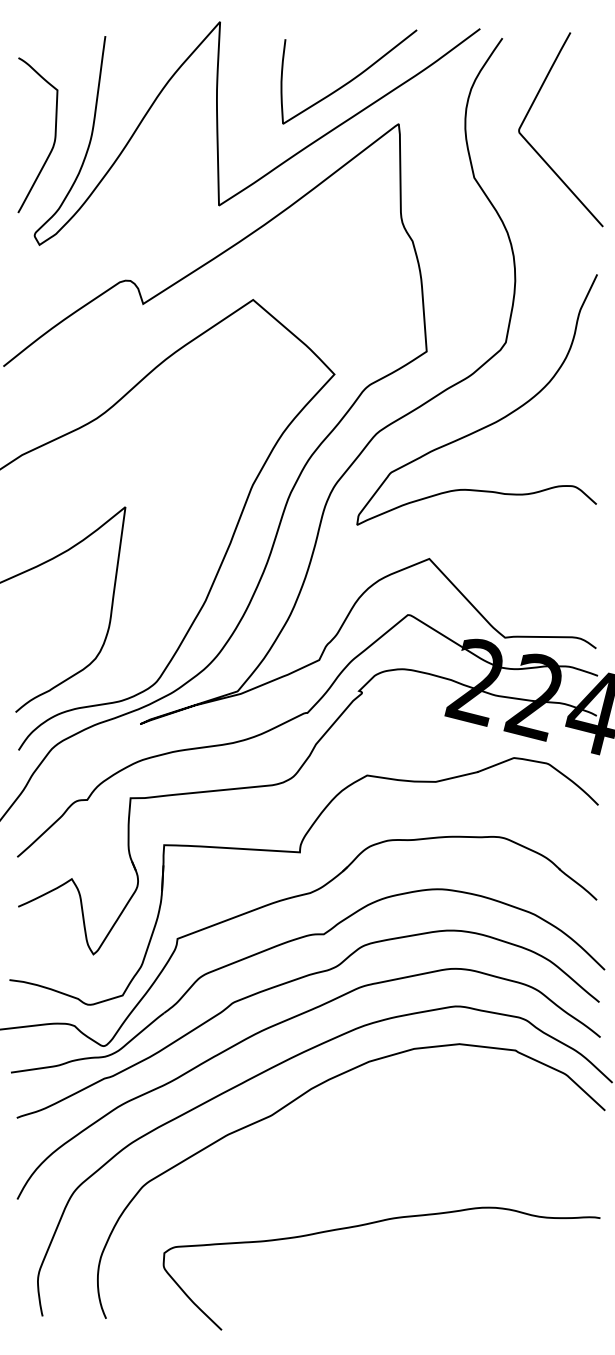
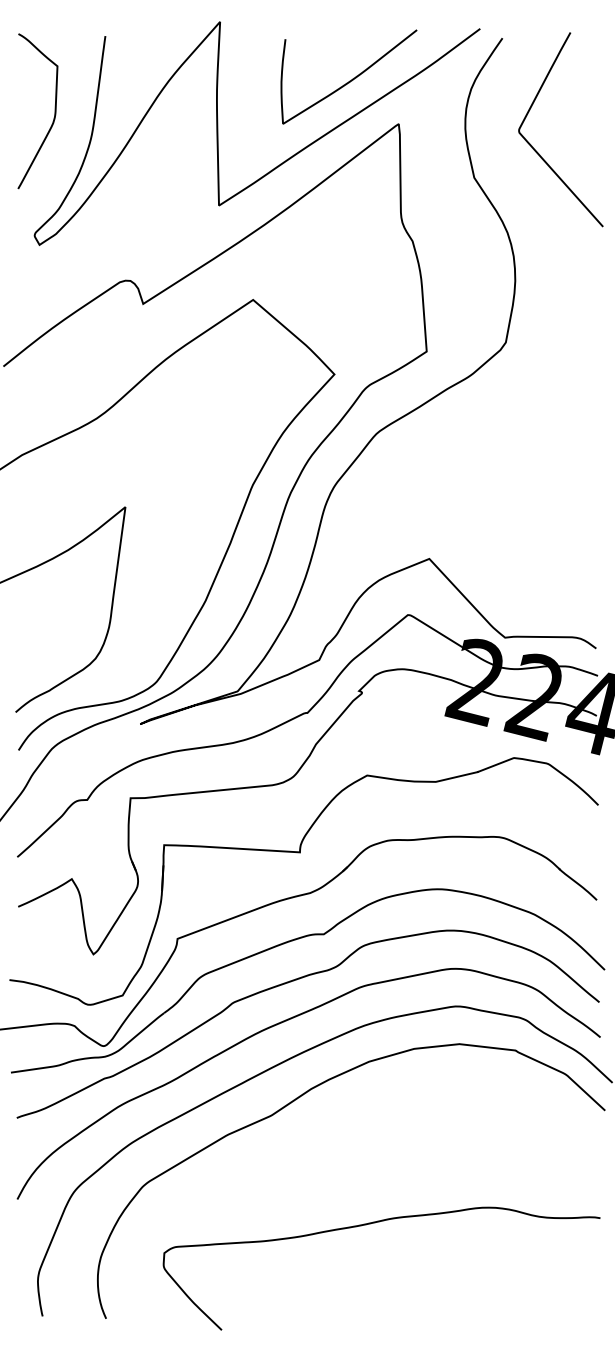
curve position: (54, 135) -> (54, 111) (54, 111)
curve: present -> none (488, 424)
